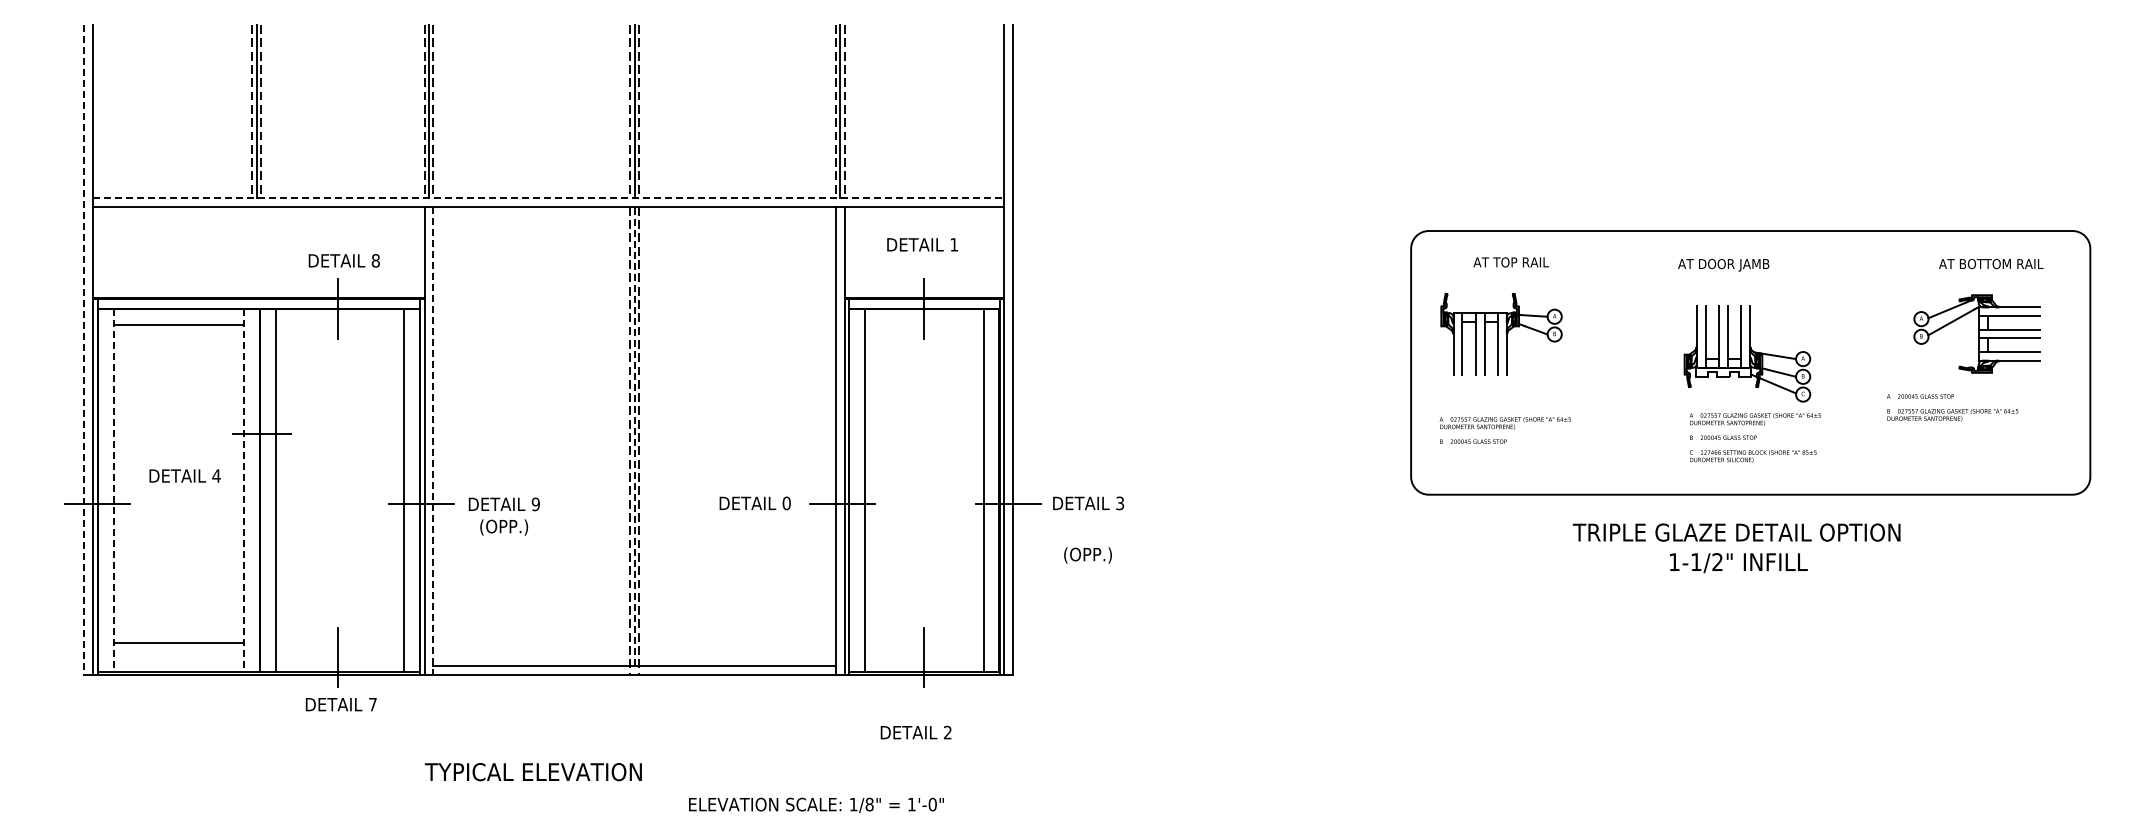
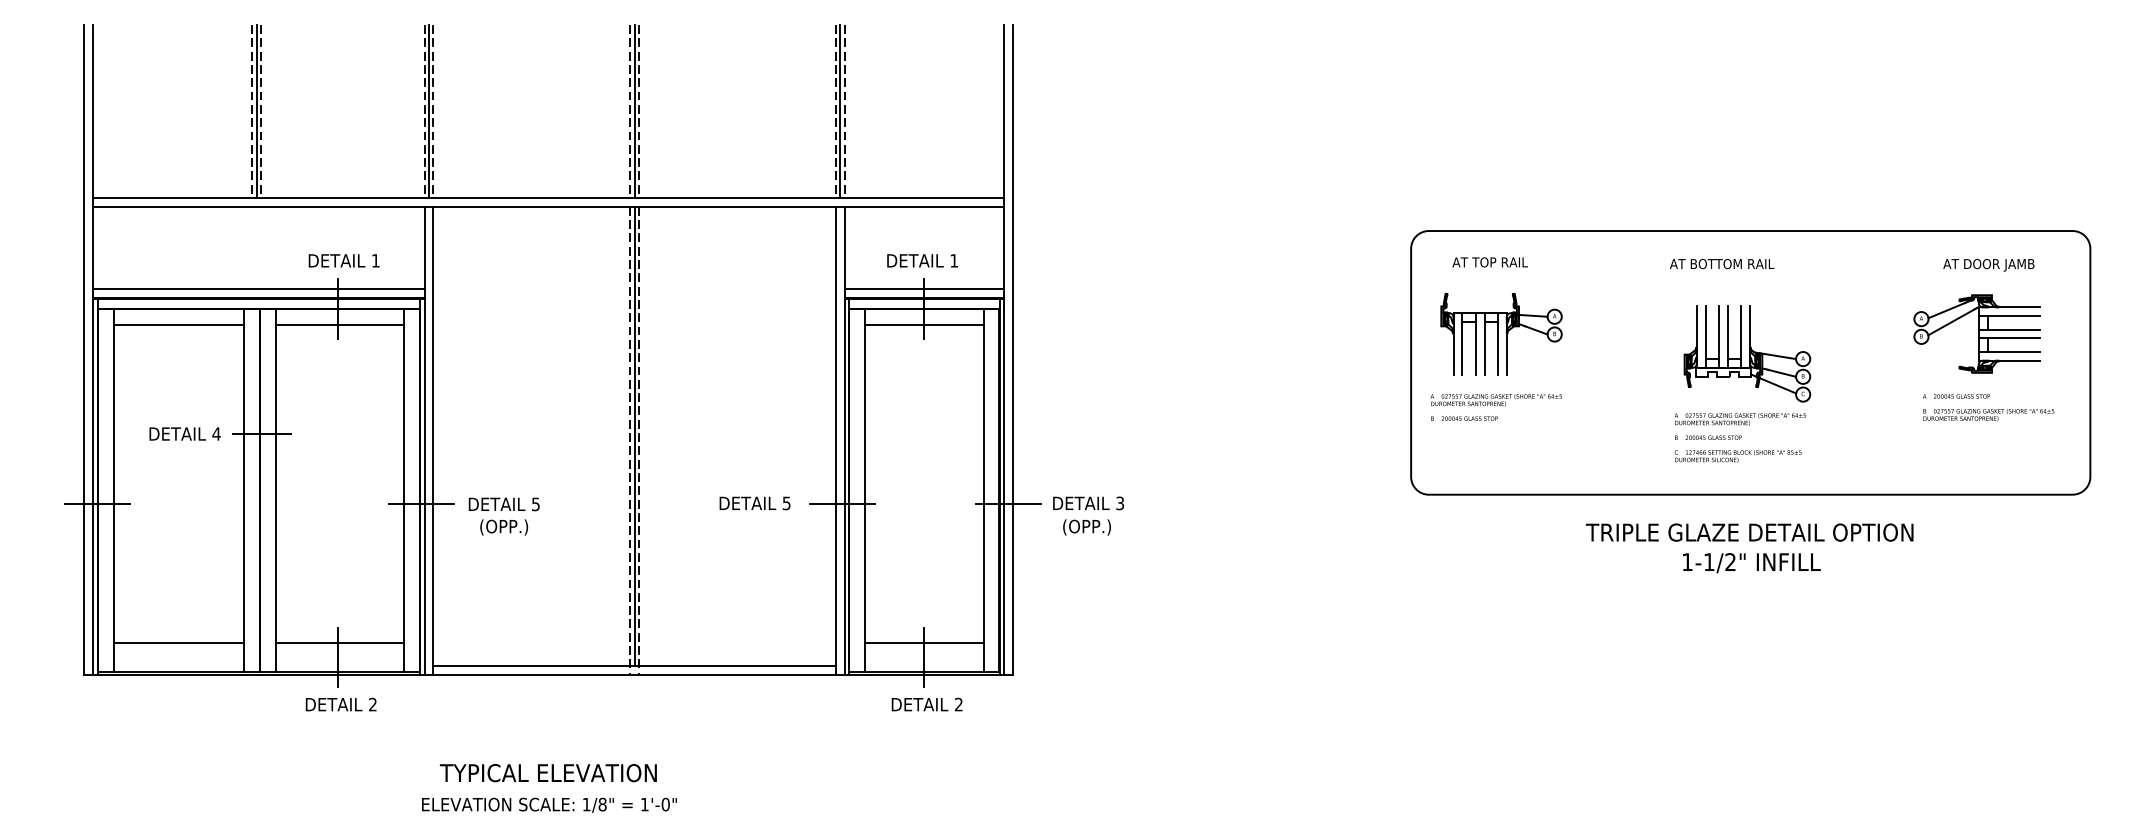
line: dashed -> solid (548, 197)
text position: (922, 244) -> (922, 260) (922, 260)
text: 8 -> 1 (375, 260)
text position: (1510, 262) -> (1489, 262) (1489, 262)
text: AT DOOR JAMB -> AT BOTTOM RAIL (1722, 265)
text: AT BOTTOM RAIL -> AT DOOR JAMB (1991, 265)
line: none -> present (258, 289)
line: none -> present (924, 289)
line: none -> present (339, 324)
line: none -> present (923, 324)
line: dashed -> solid (84, 349)
text position: (1952, 407) -> (1988, 407) (1988, 407)
text position: (1504, 430) -> (1495, 407) (1495, 407)
line: dashed -> solid (634, 436)
text position: (1754, 437) -> (1739, 437) (1739, 437)
line: dashed -> solid (433, 441)
text position: (184, 475) -> (184, 433) (184, 433)
line: dashed -> solid (113, 491)
line: dashed -> solid (243, 491)
text: 9 -> 5 (535, 503)
text: 0 -> 5 (786, 503)
text position: (1736, 548) -> (1749, 548) (1749, 548)
text position: (1087, 555) -> (1086, 527) (1086, 527)
line: none -> present (339, 643)
line: none -> present (923, 643)
text: 7 -> 2 (372, 704)
text position: (915, 732) -> (926, 704) (926, 704)
text position: (532, 772) -> (547, 773) (547, 773)
text position: (816, 804) -> (549, 804) (549, 804)
